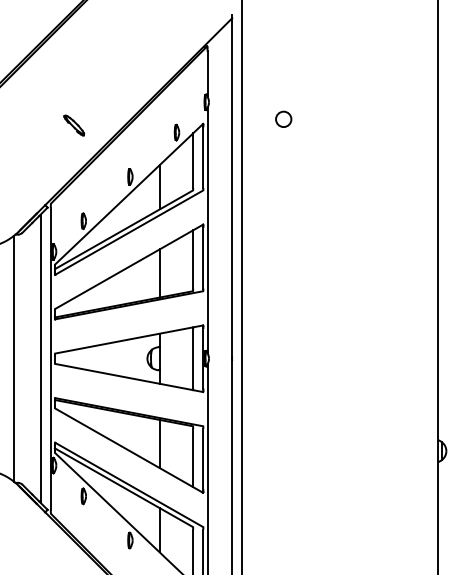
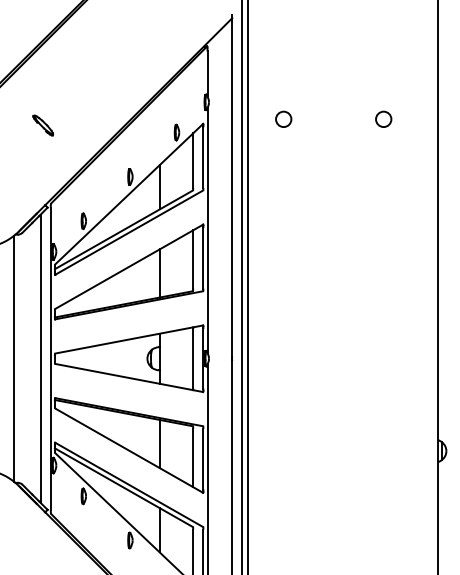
circle: none -> present (383, 118)
part position: (73, 125) -> (42, 125) (42, 125)
line: none -> present (248, 286)
